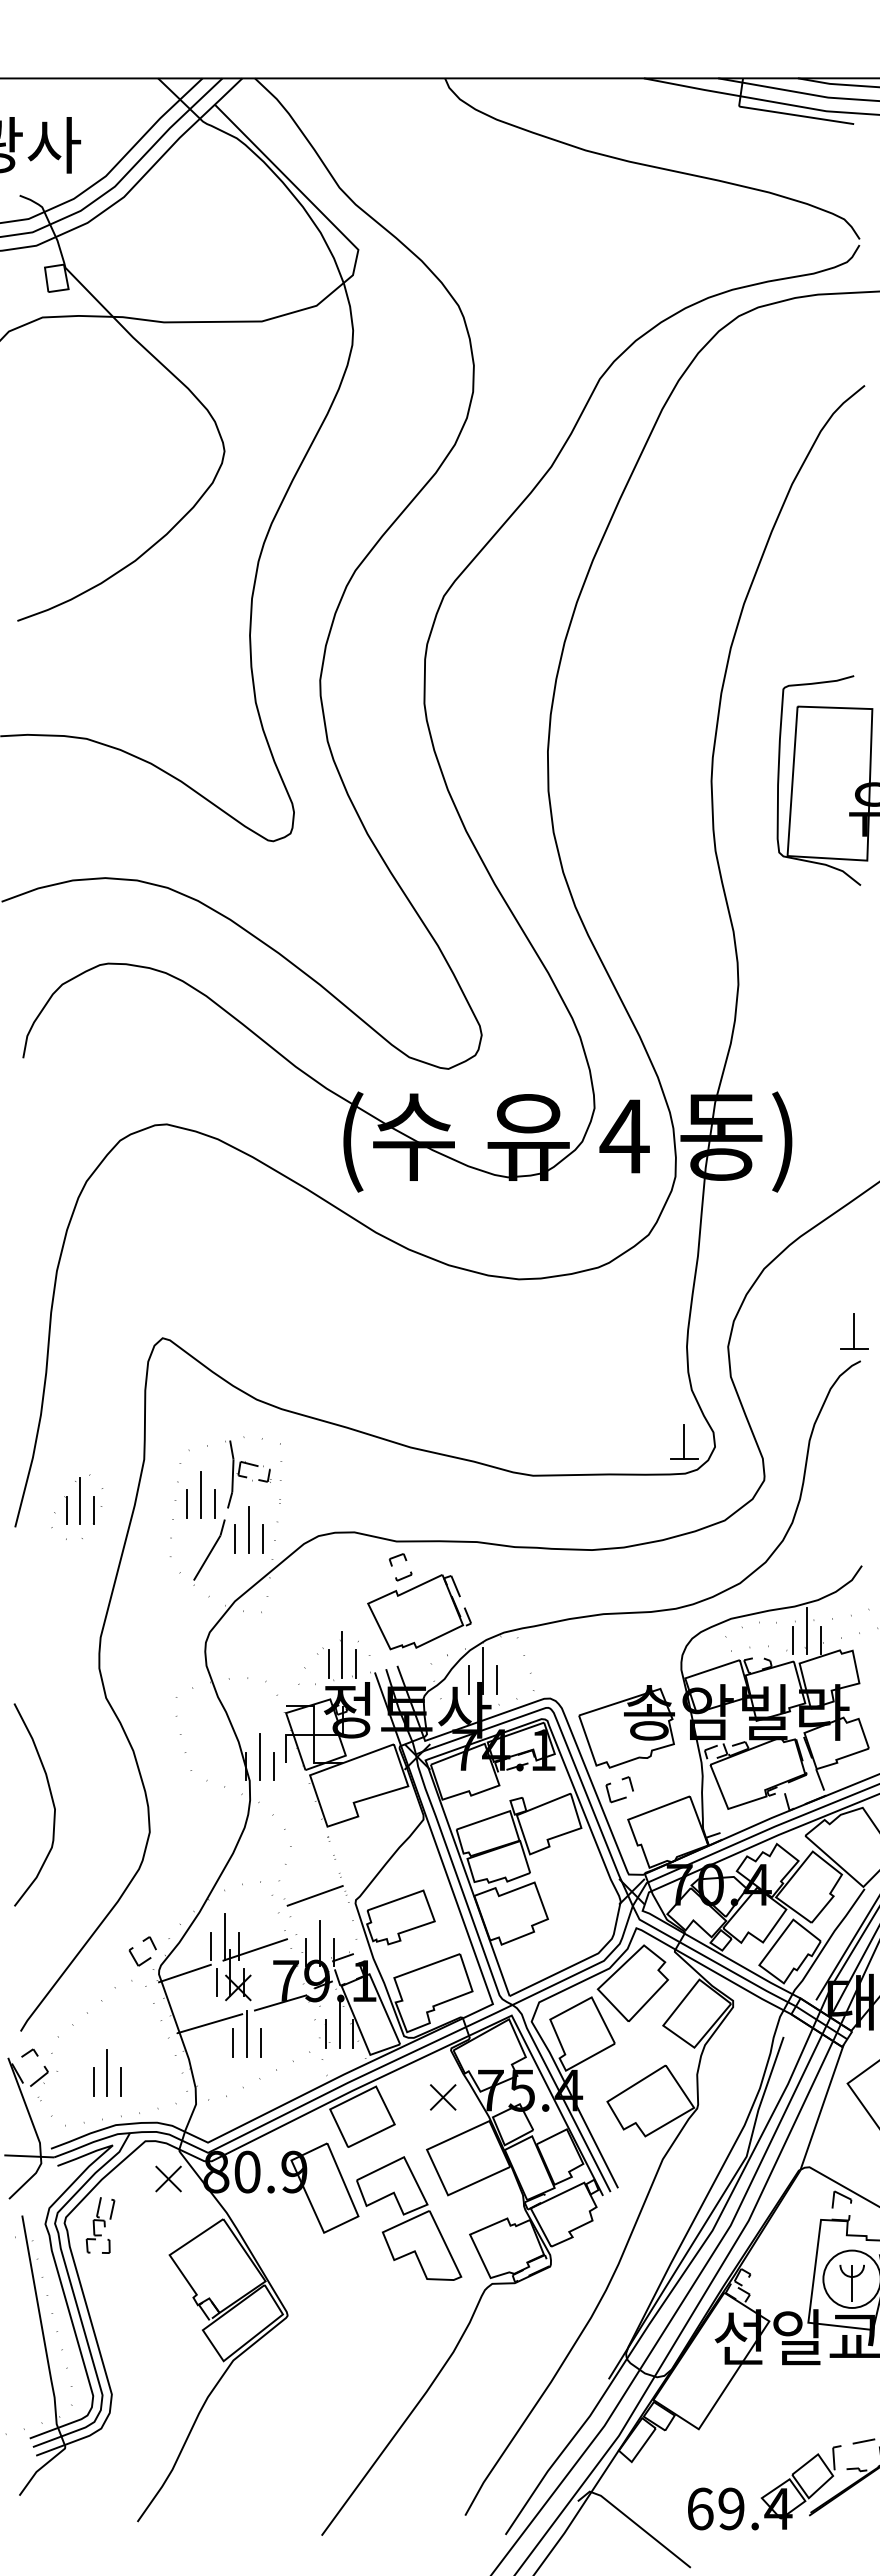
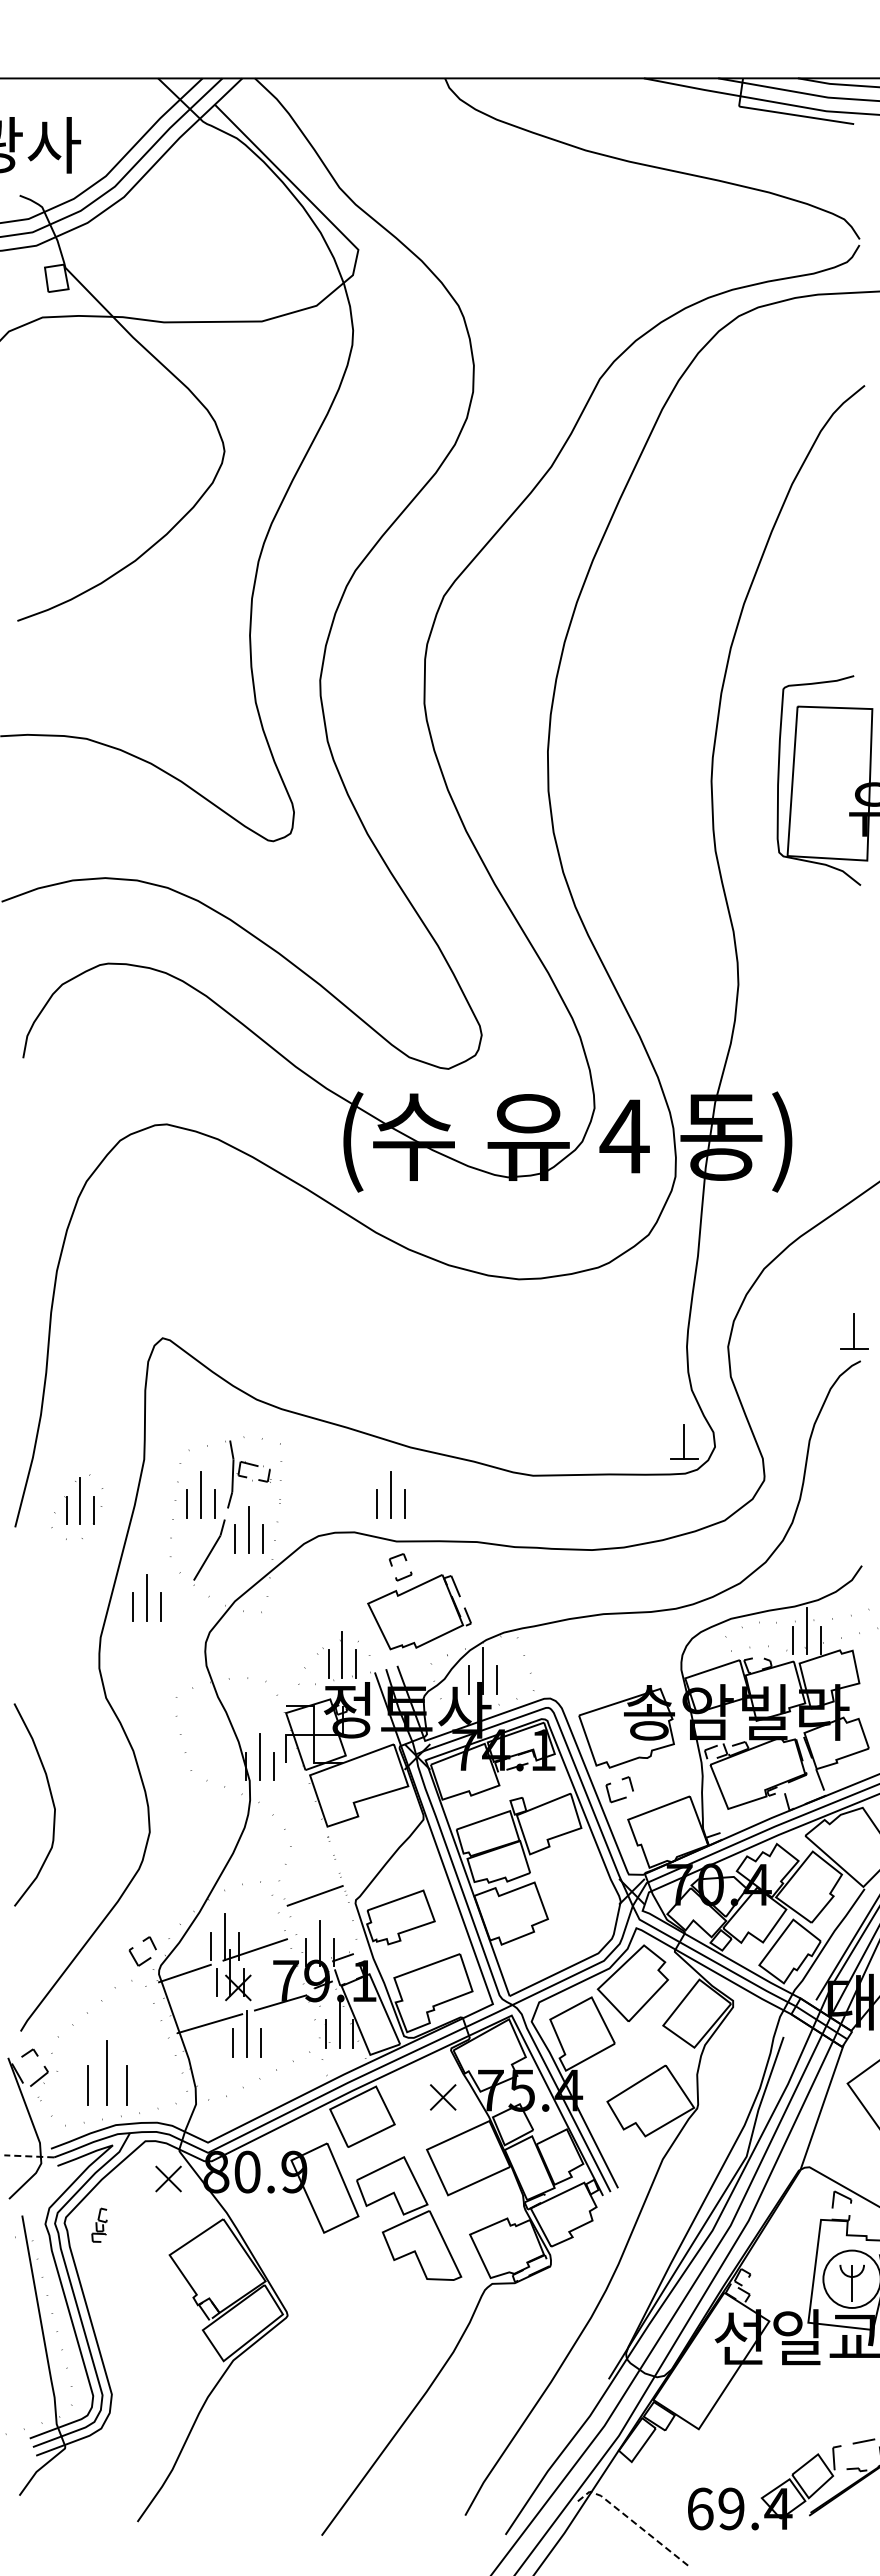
part: none -> present (390, 1494)
part: none -> present (146, 1597)
part size: 29x48 px -> 41x66 px (107, 2072)
line: solid -> dashed (29, 2156)
part size: 31x57 px -> 17x36 px (99, 2224)
line: solid -> dashed (634, 2522)
